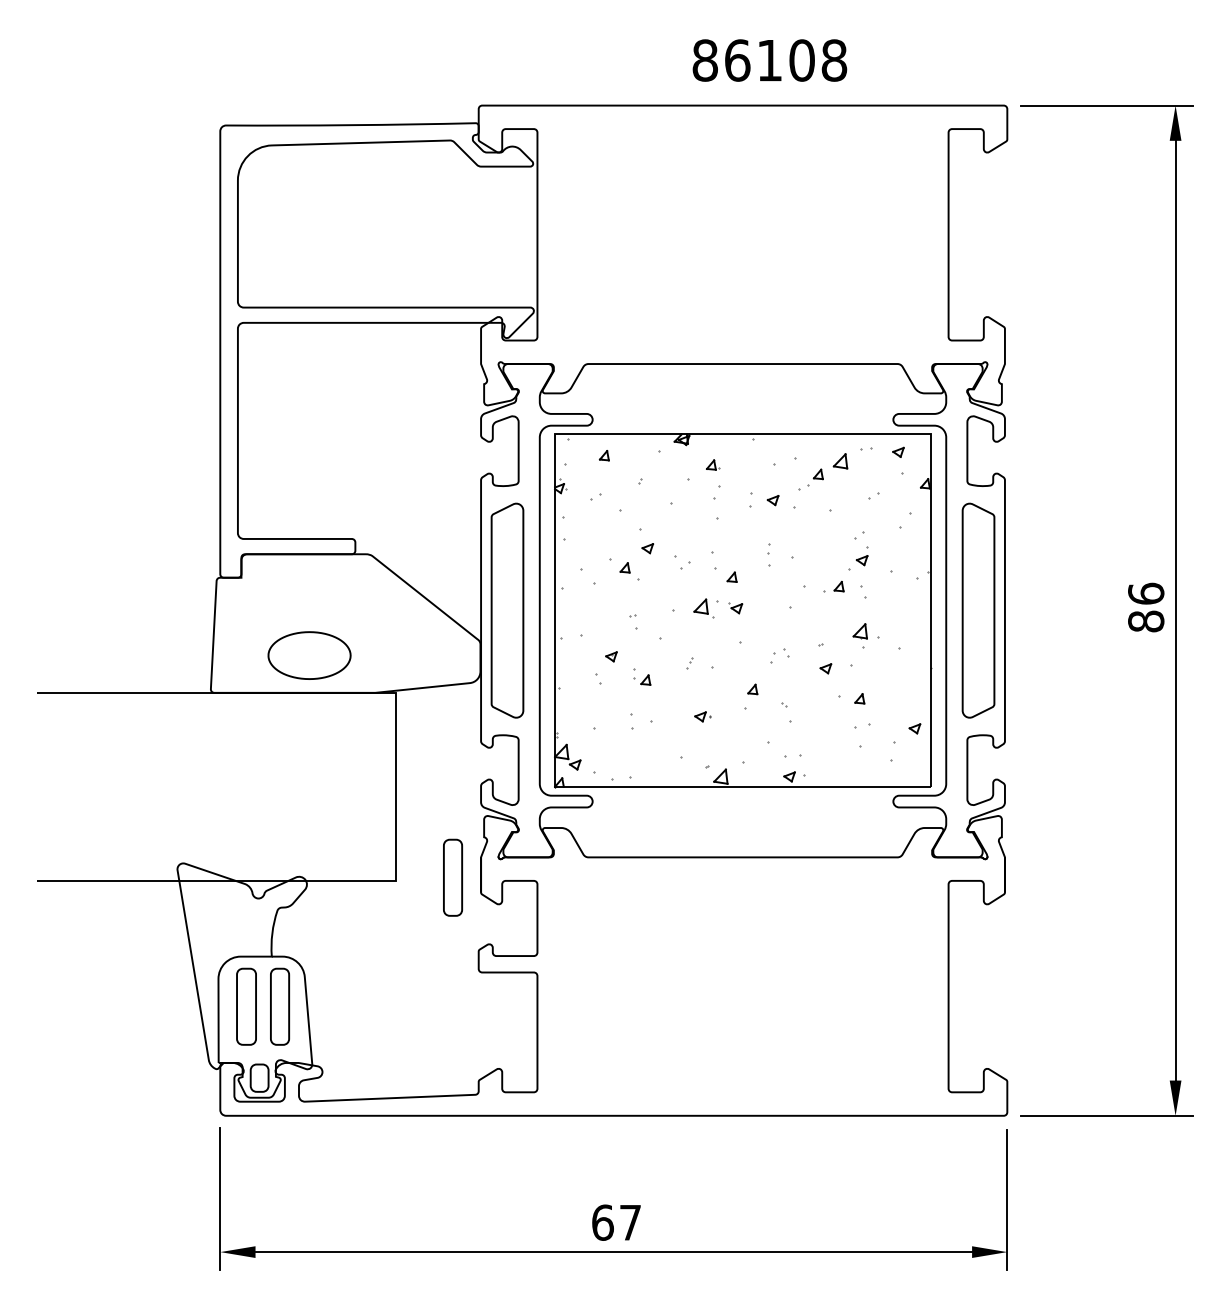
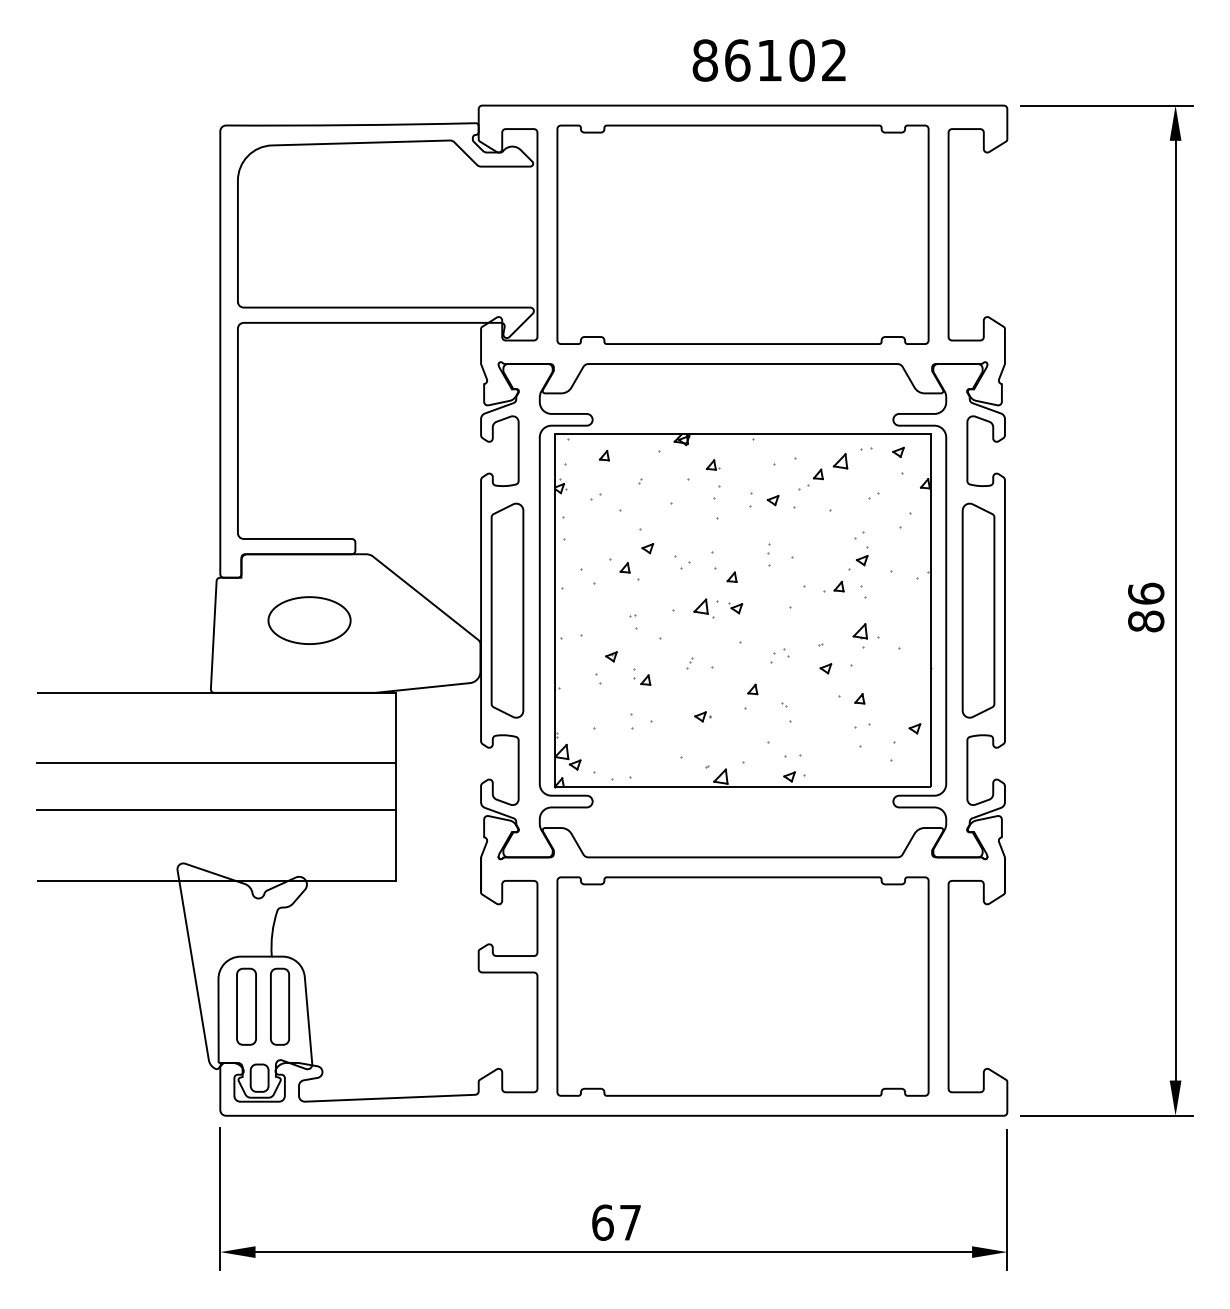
text: 86108 -> 86102 (834, 60)
part: none -> present (742, 234)
part position: (309, 655) -> (309, 620) (309, 620)
line: none -> present (216, 763)
line: none -> present (216, 810)
part: present -> none (452, 877)
part: none -> present (742, 986)
